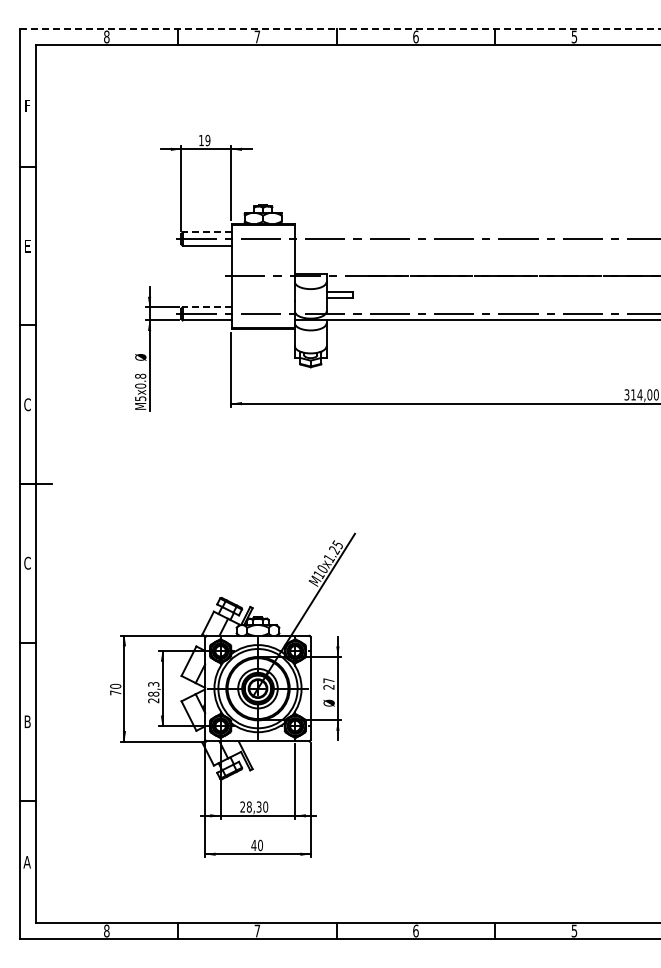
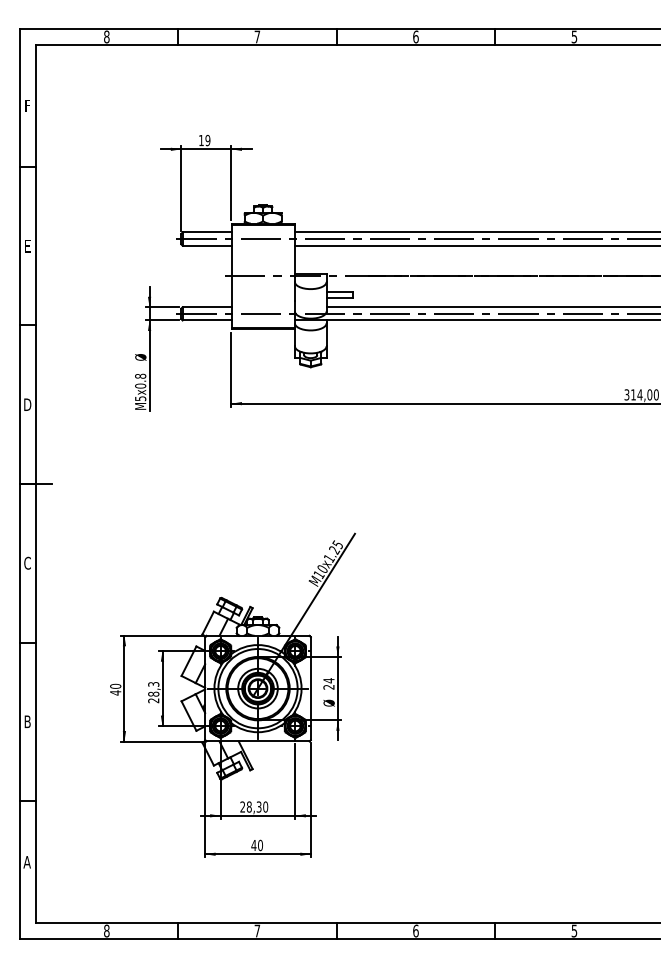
line: dashed -> solid (340, 29)
line: dashed -> solid (206, 232)
line: none -> present (475, 232)
line: none -> present (475, 245)
line: dashed -> solid (206, 307)
line: none -> present (491, 307)
text: C -> D (27, 404)
text: 27 -> 24 (328, 680)
text: 70 -> 40 (115, 692)
